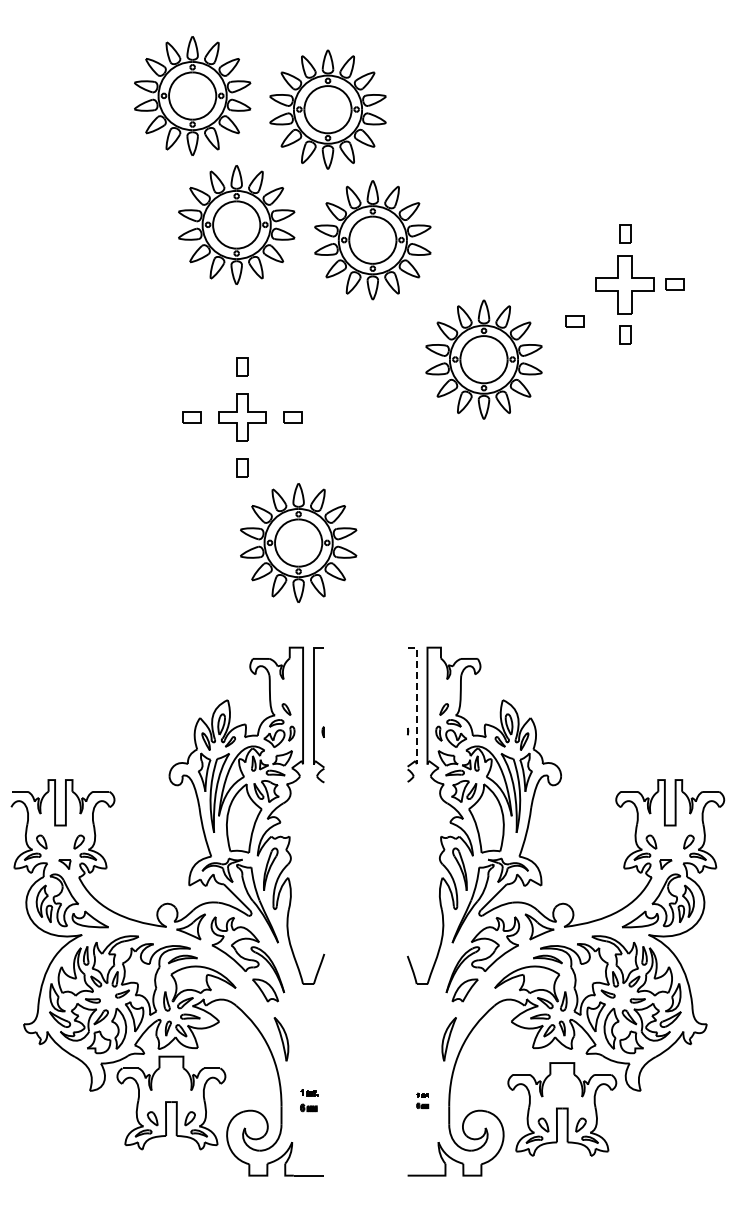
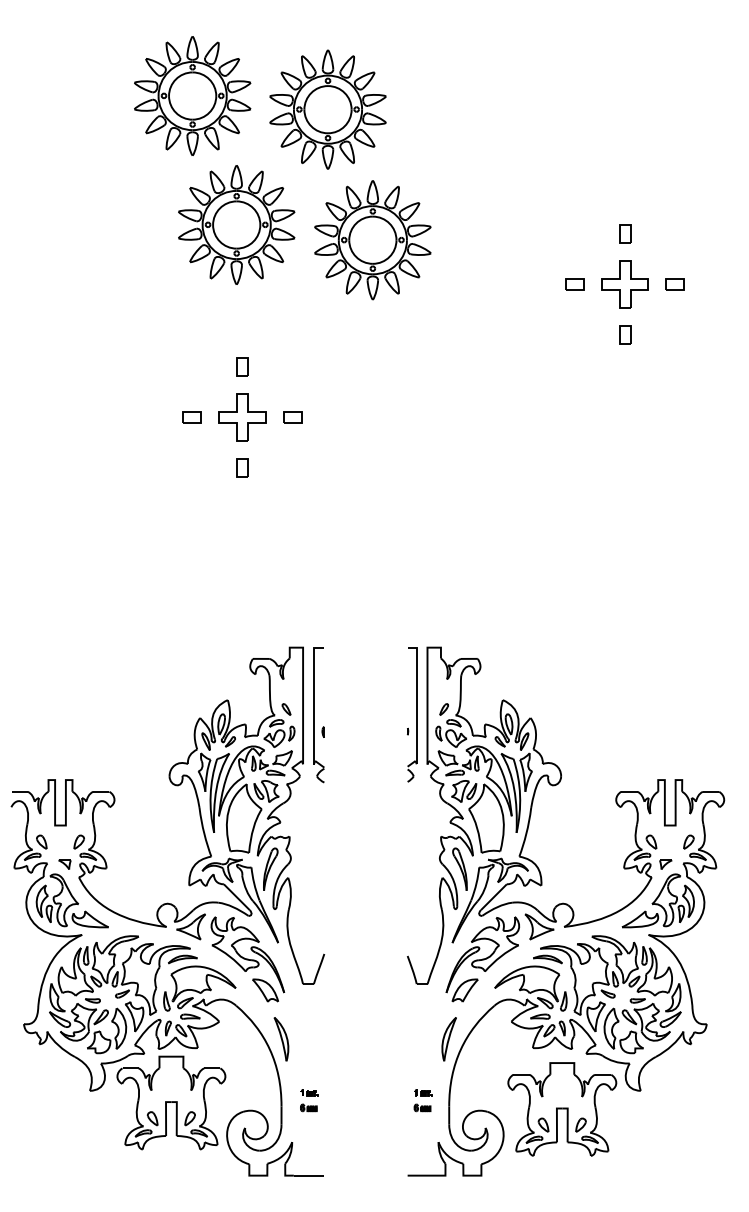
part size: 60x60 px -> 48x49 px (624, 284)
part position: (574, 321) -> (574, 284) (574, 284)
part: present -> none (483, 359)
part: present -> none (298, 542)
line: dashed -> solid (416, 700)
part size: 14x18 px -> 20x24 px (422, 1100)
